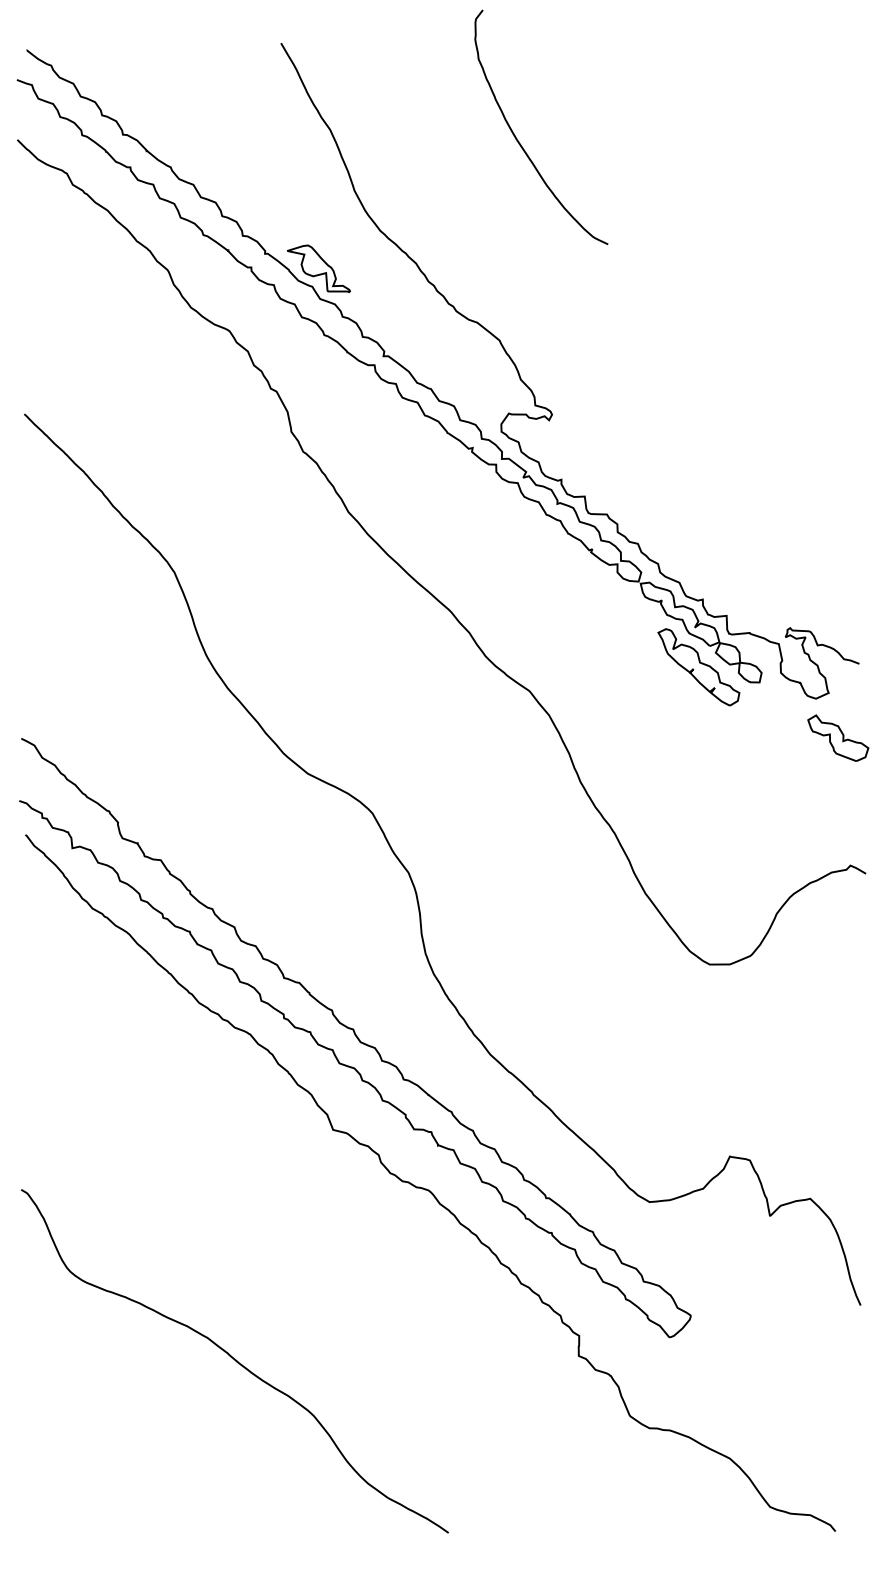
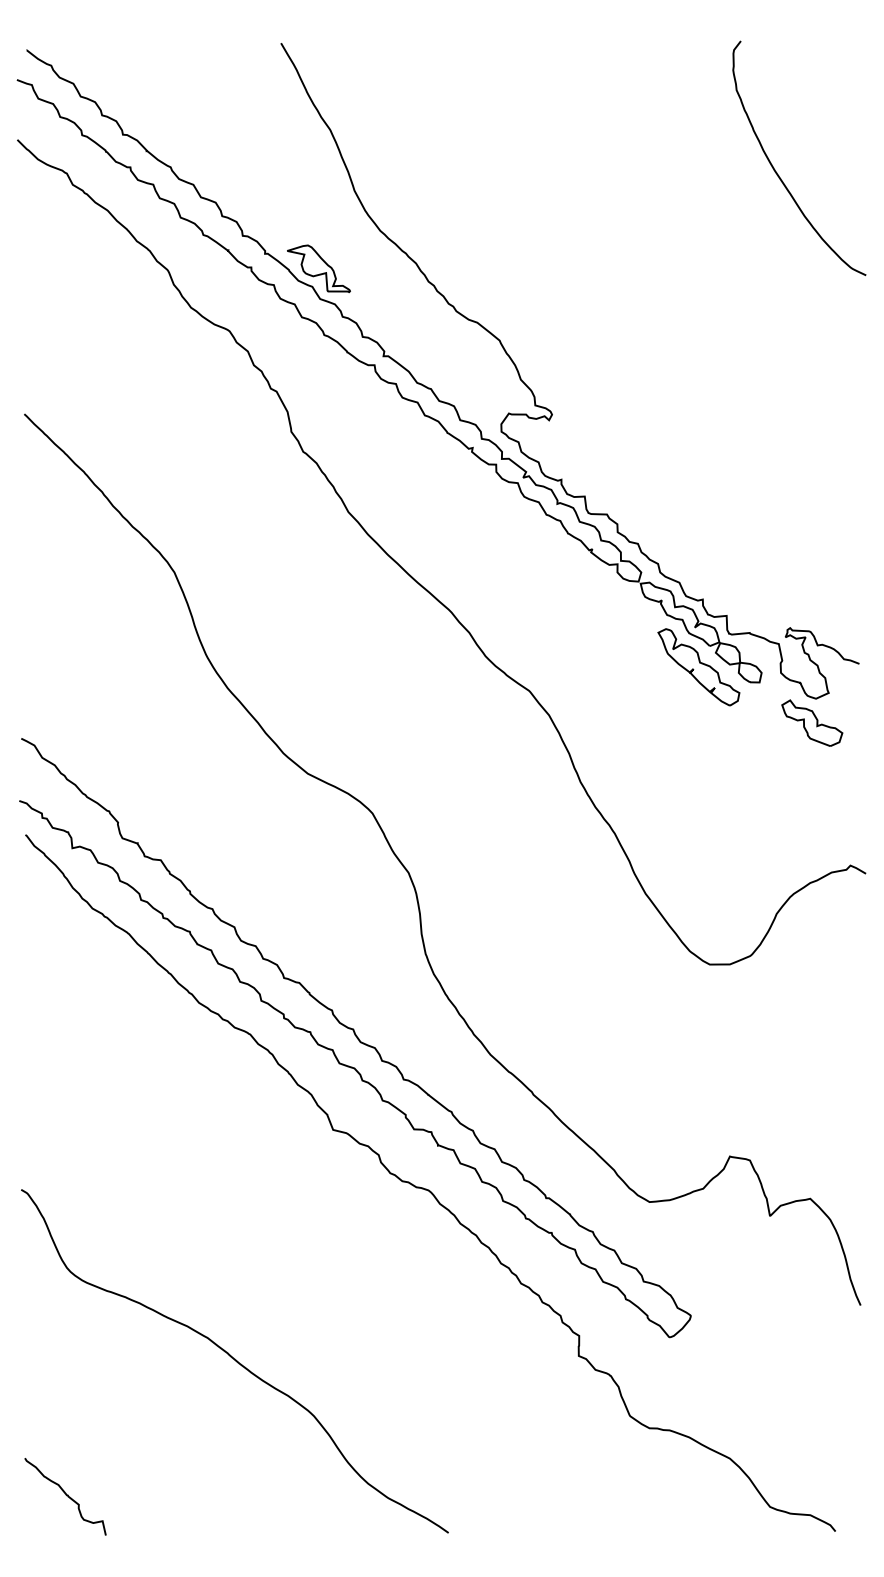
curve position: (519, 141) -> (777, 172) (777, 172)
part position: (838, 737) -> (812, 722) (812, 722)
curve: none -> present (65, 1495)
